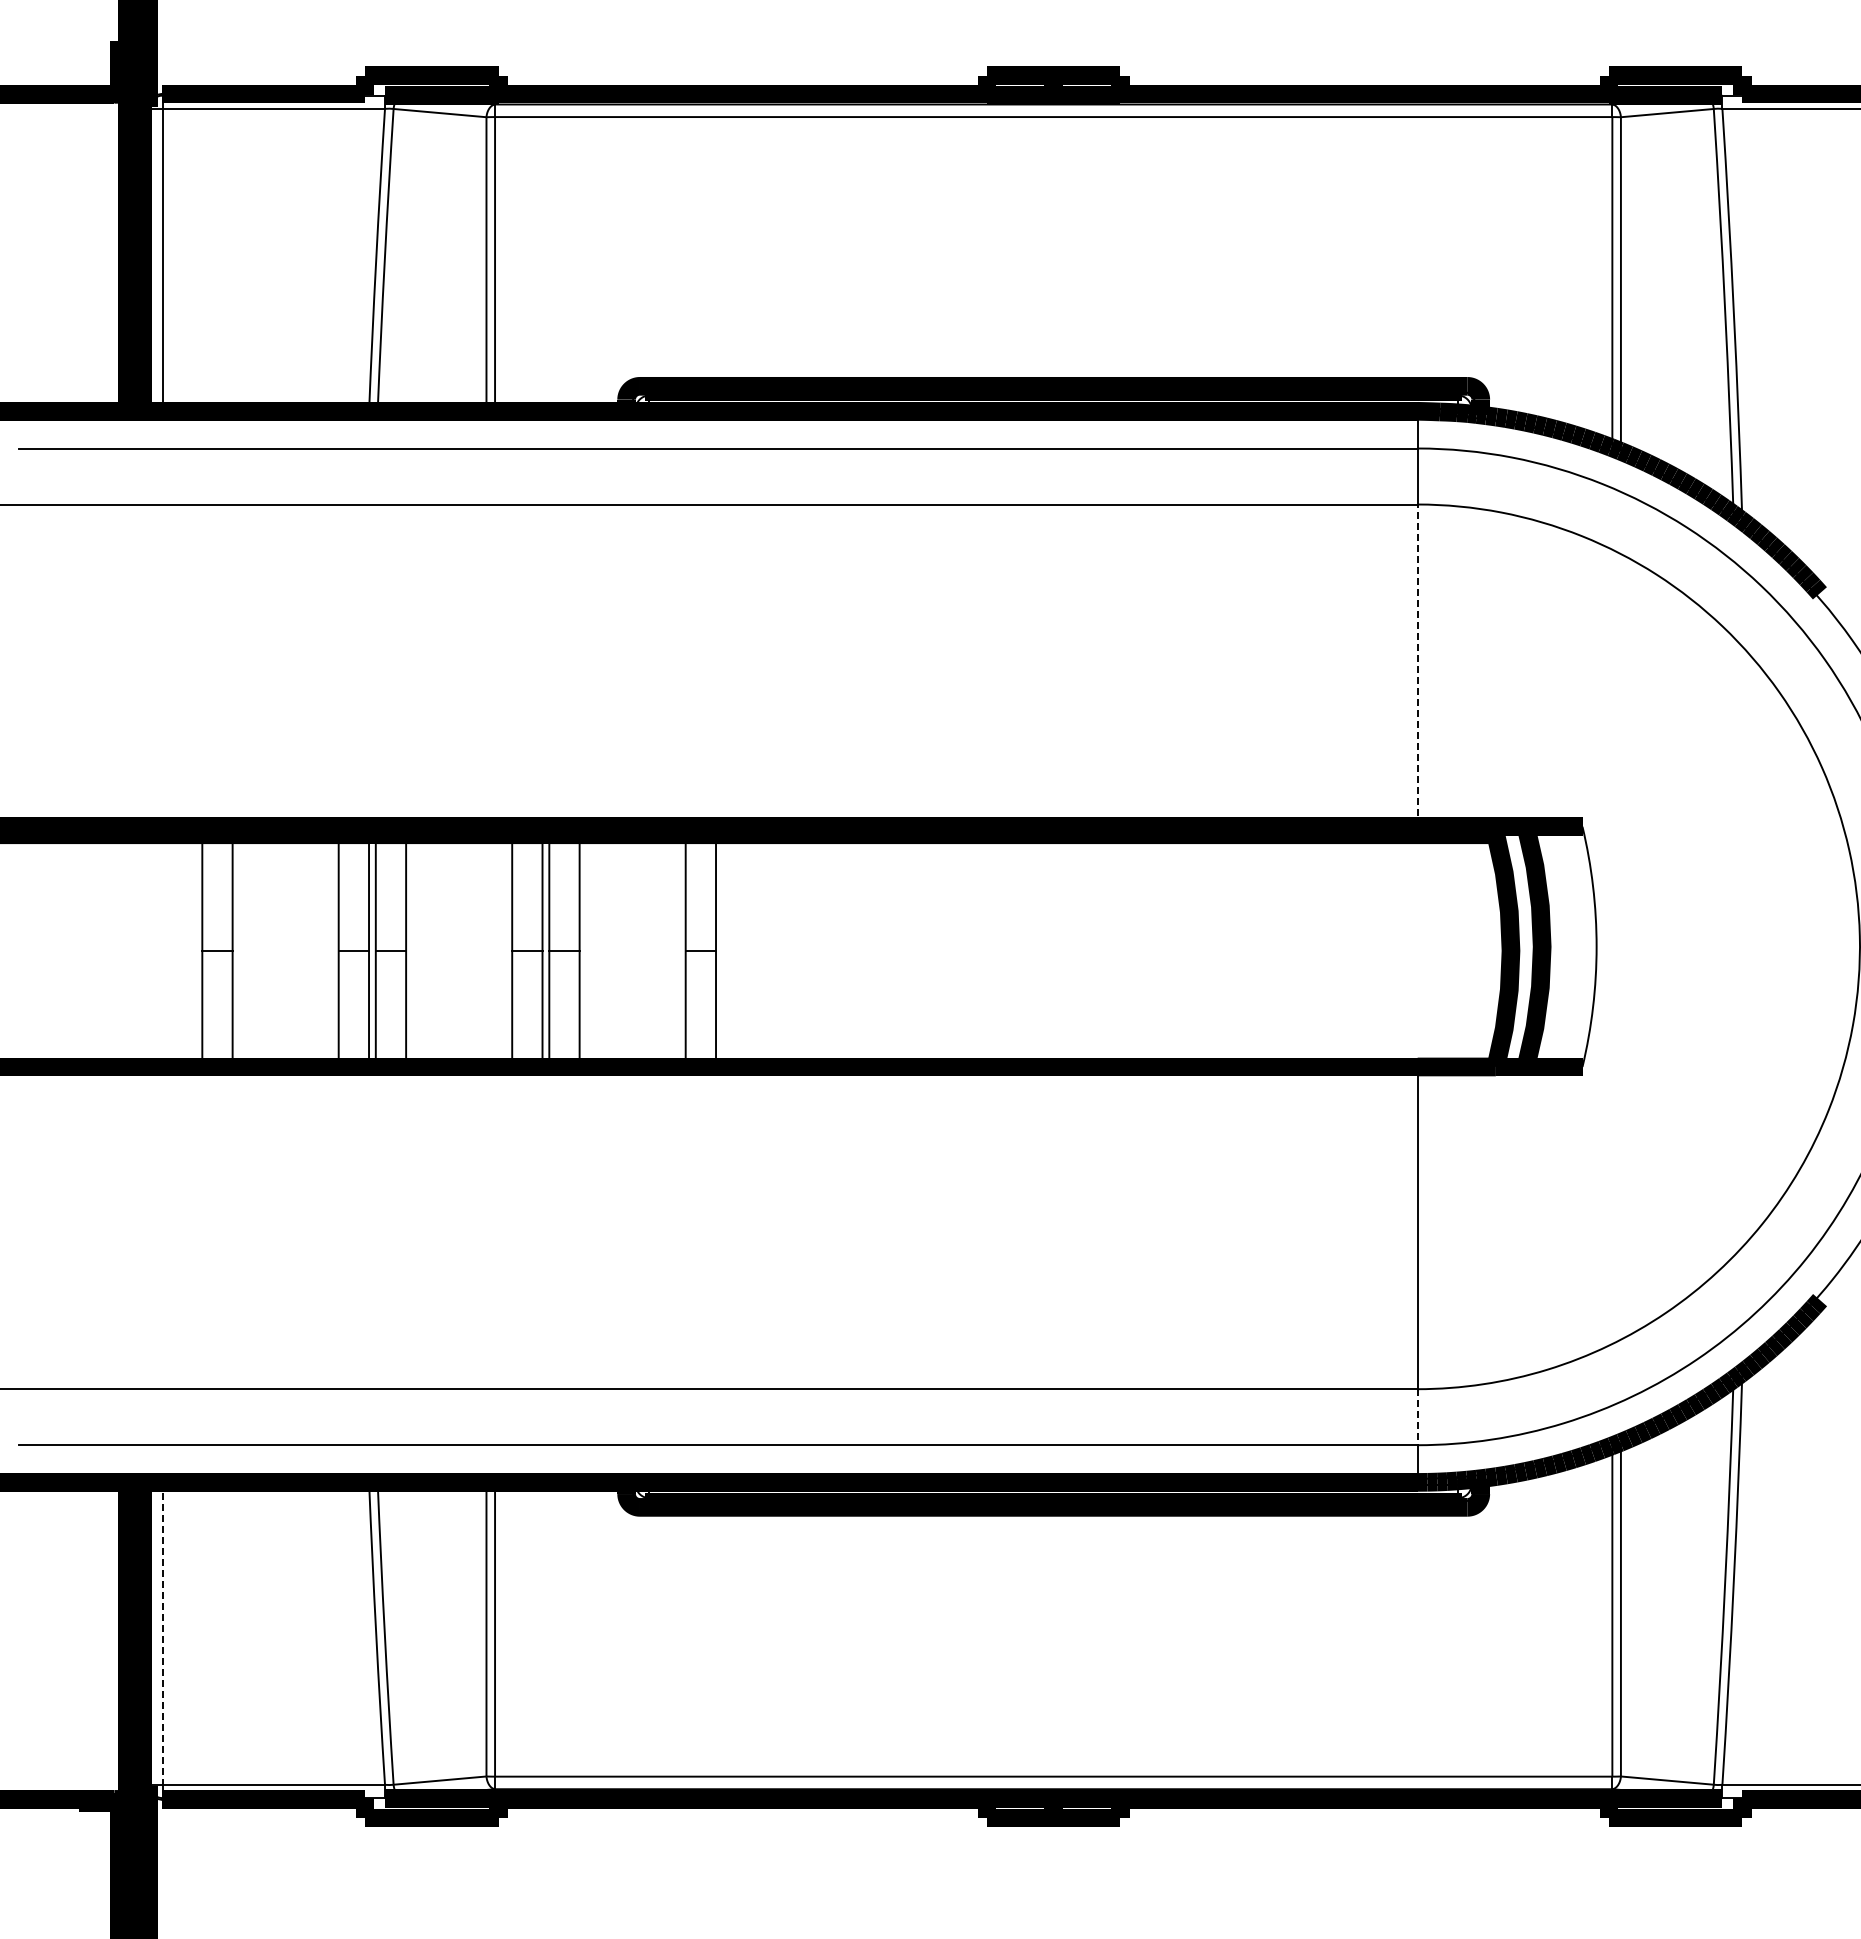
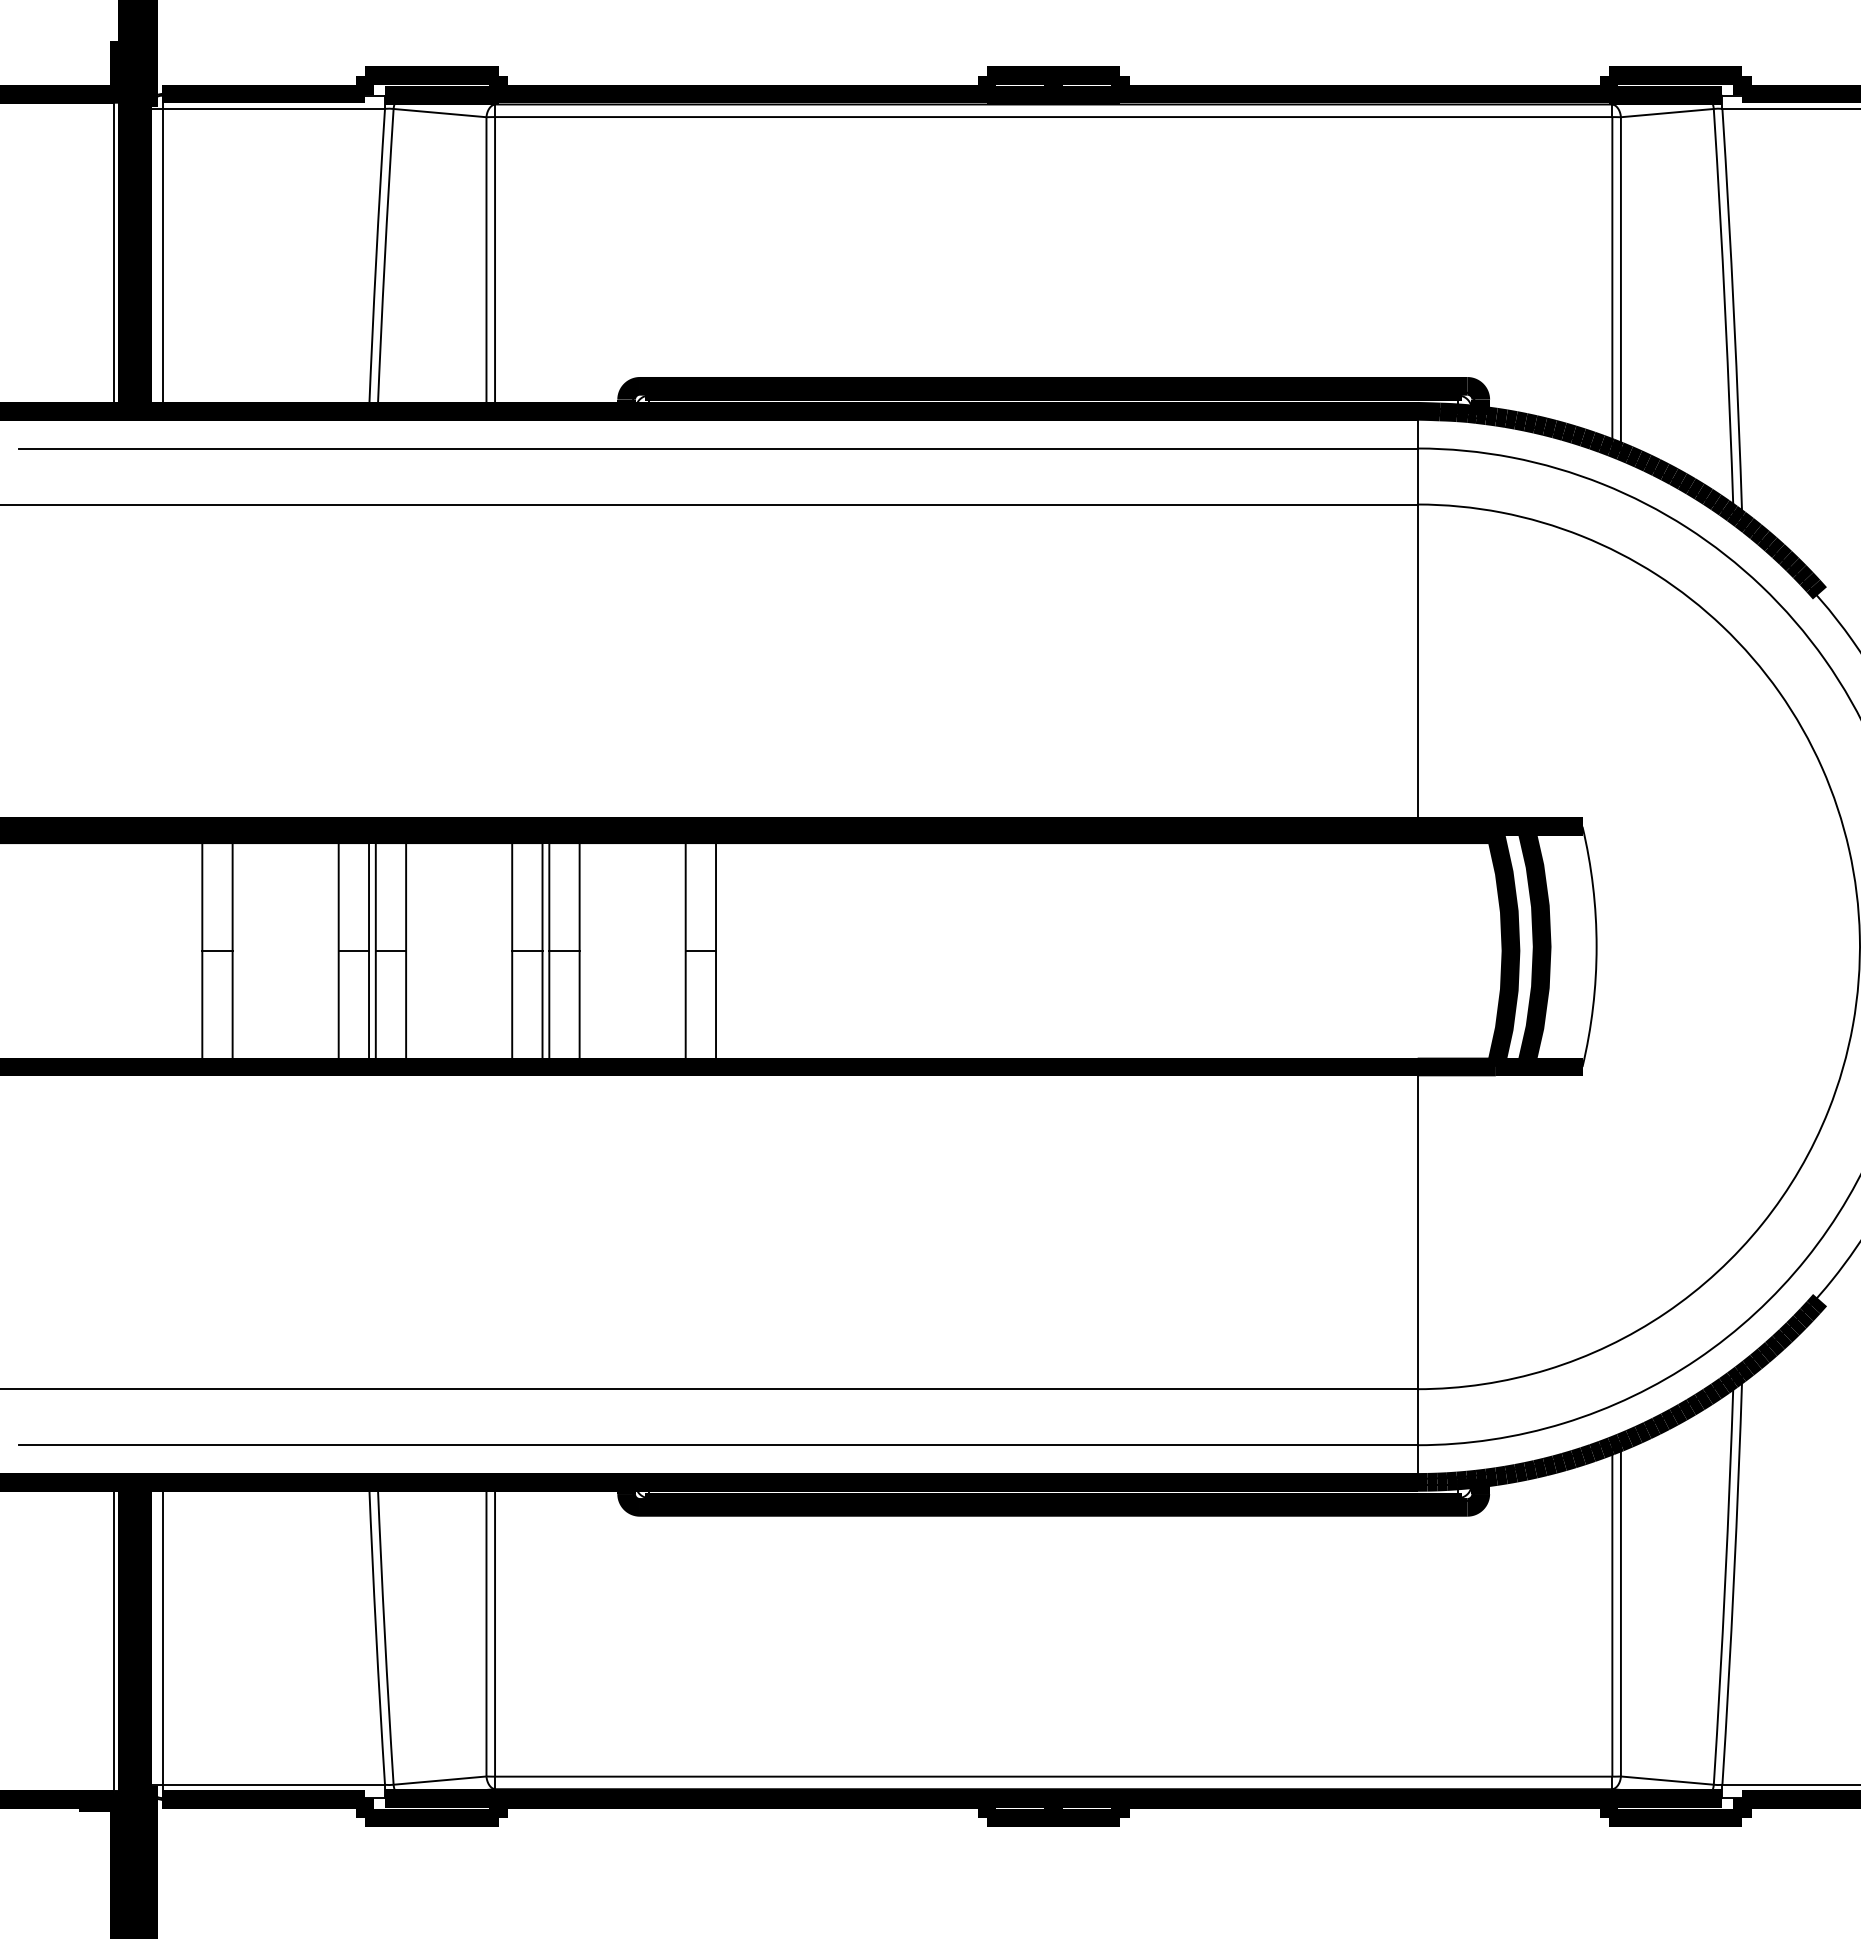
line: none -> present (114, 252)
line: dashed -> solid (1417, 665)
line: dashed -> solid (1417, 1417)
line: dashed -> solid (162, 1634)
line: none -> present (114, 1640)
